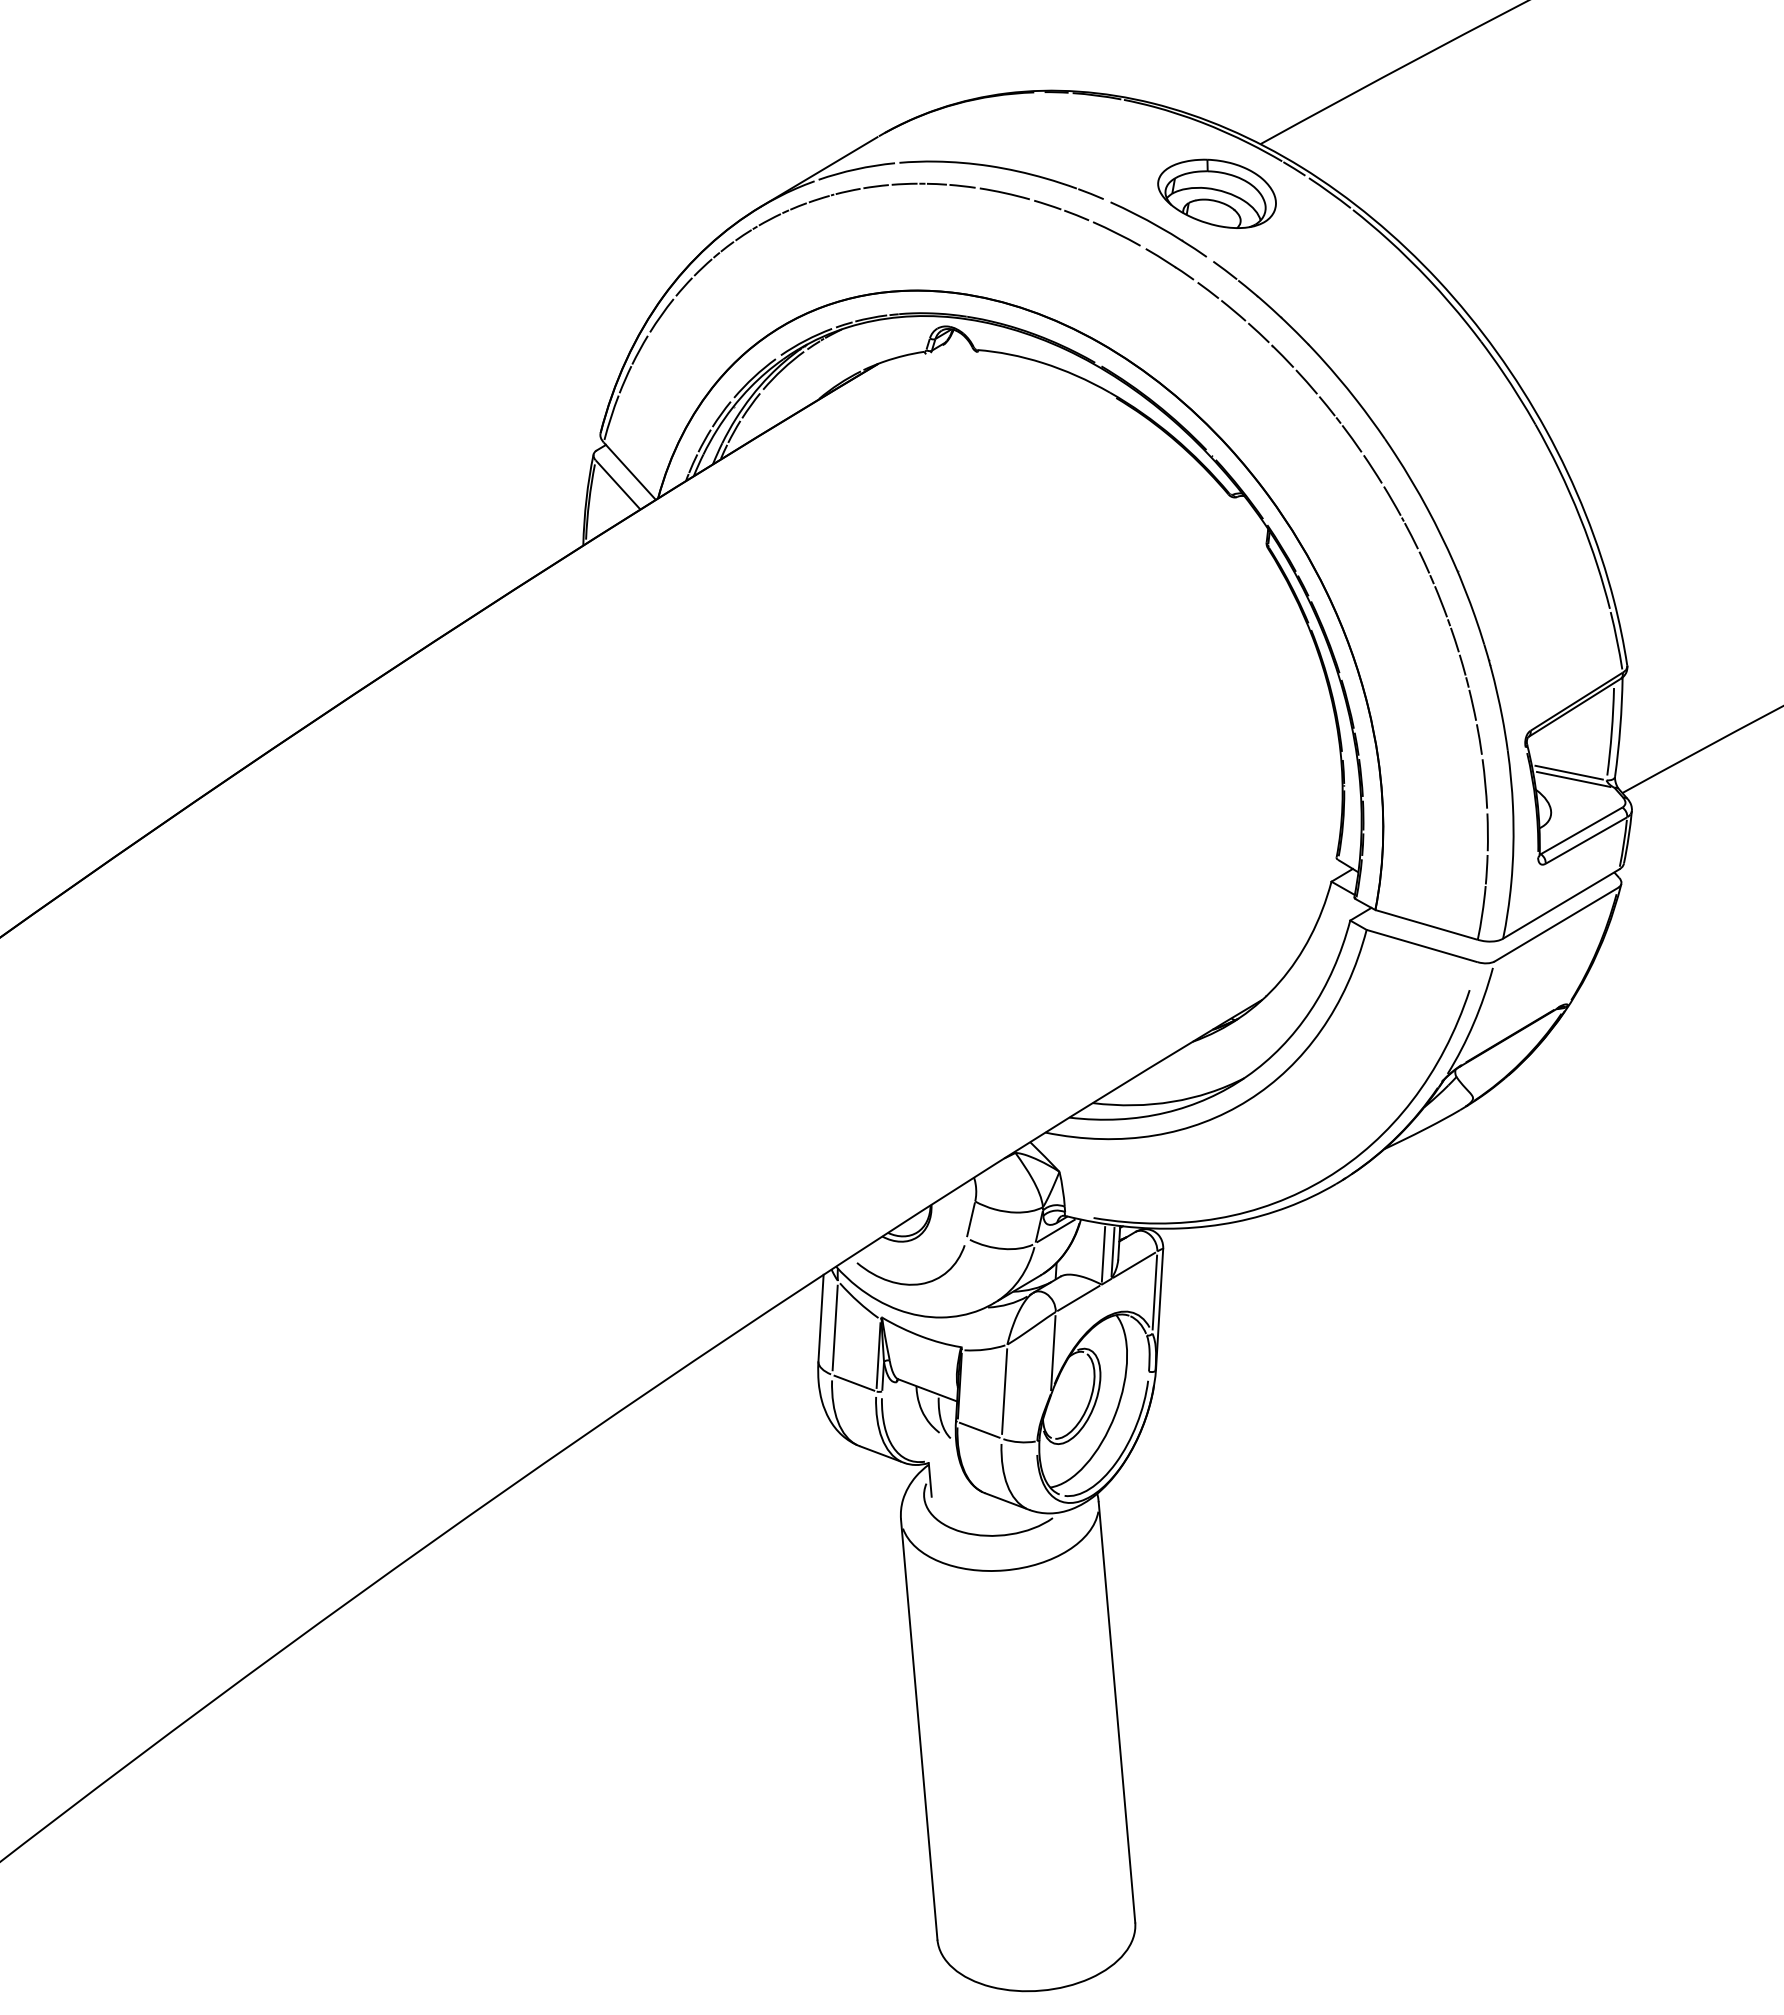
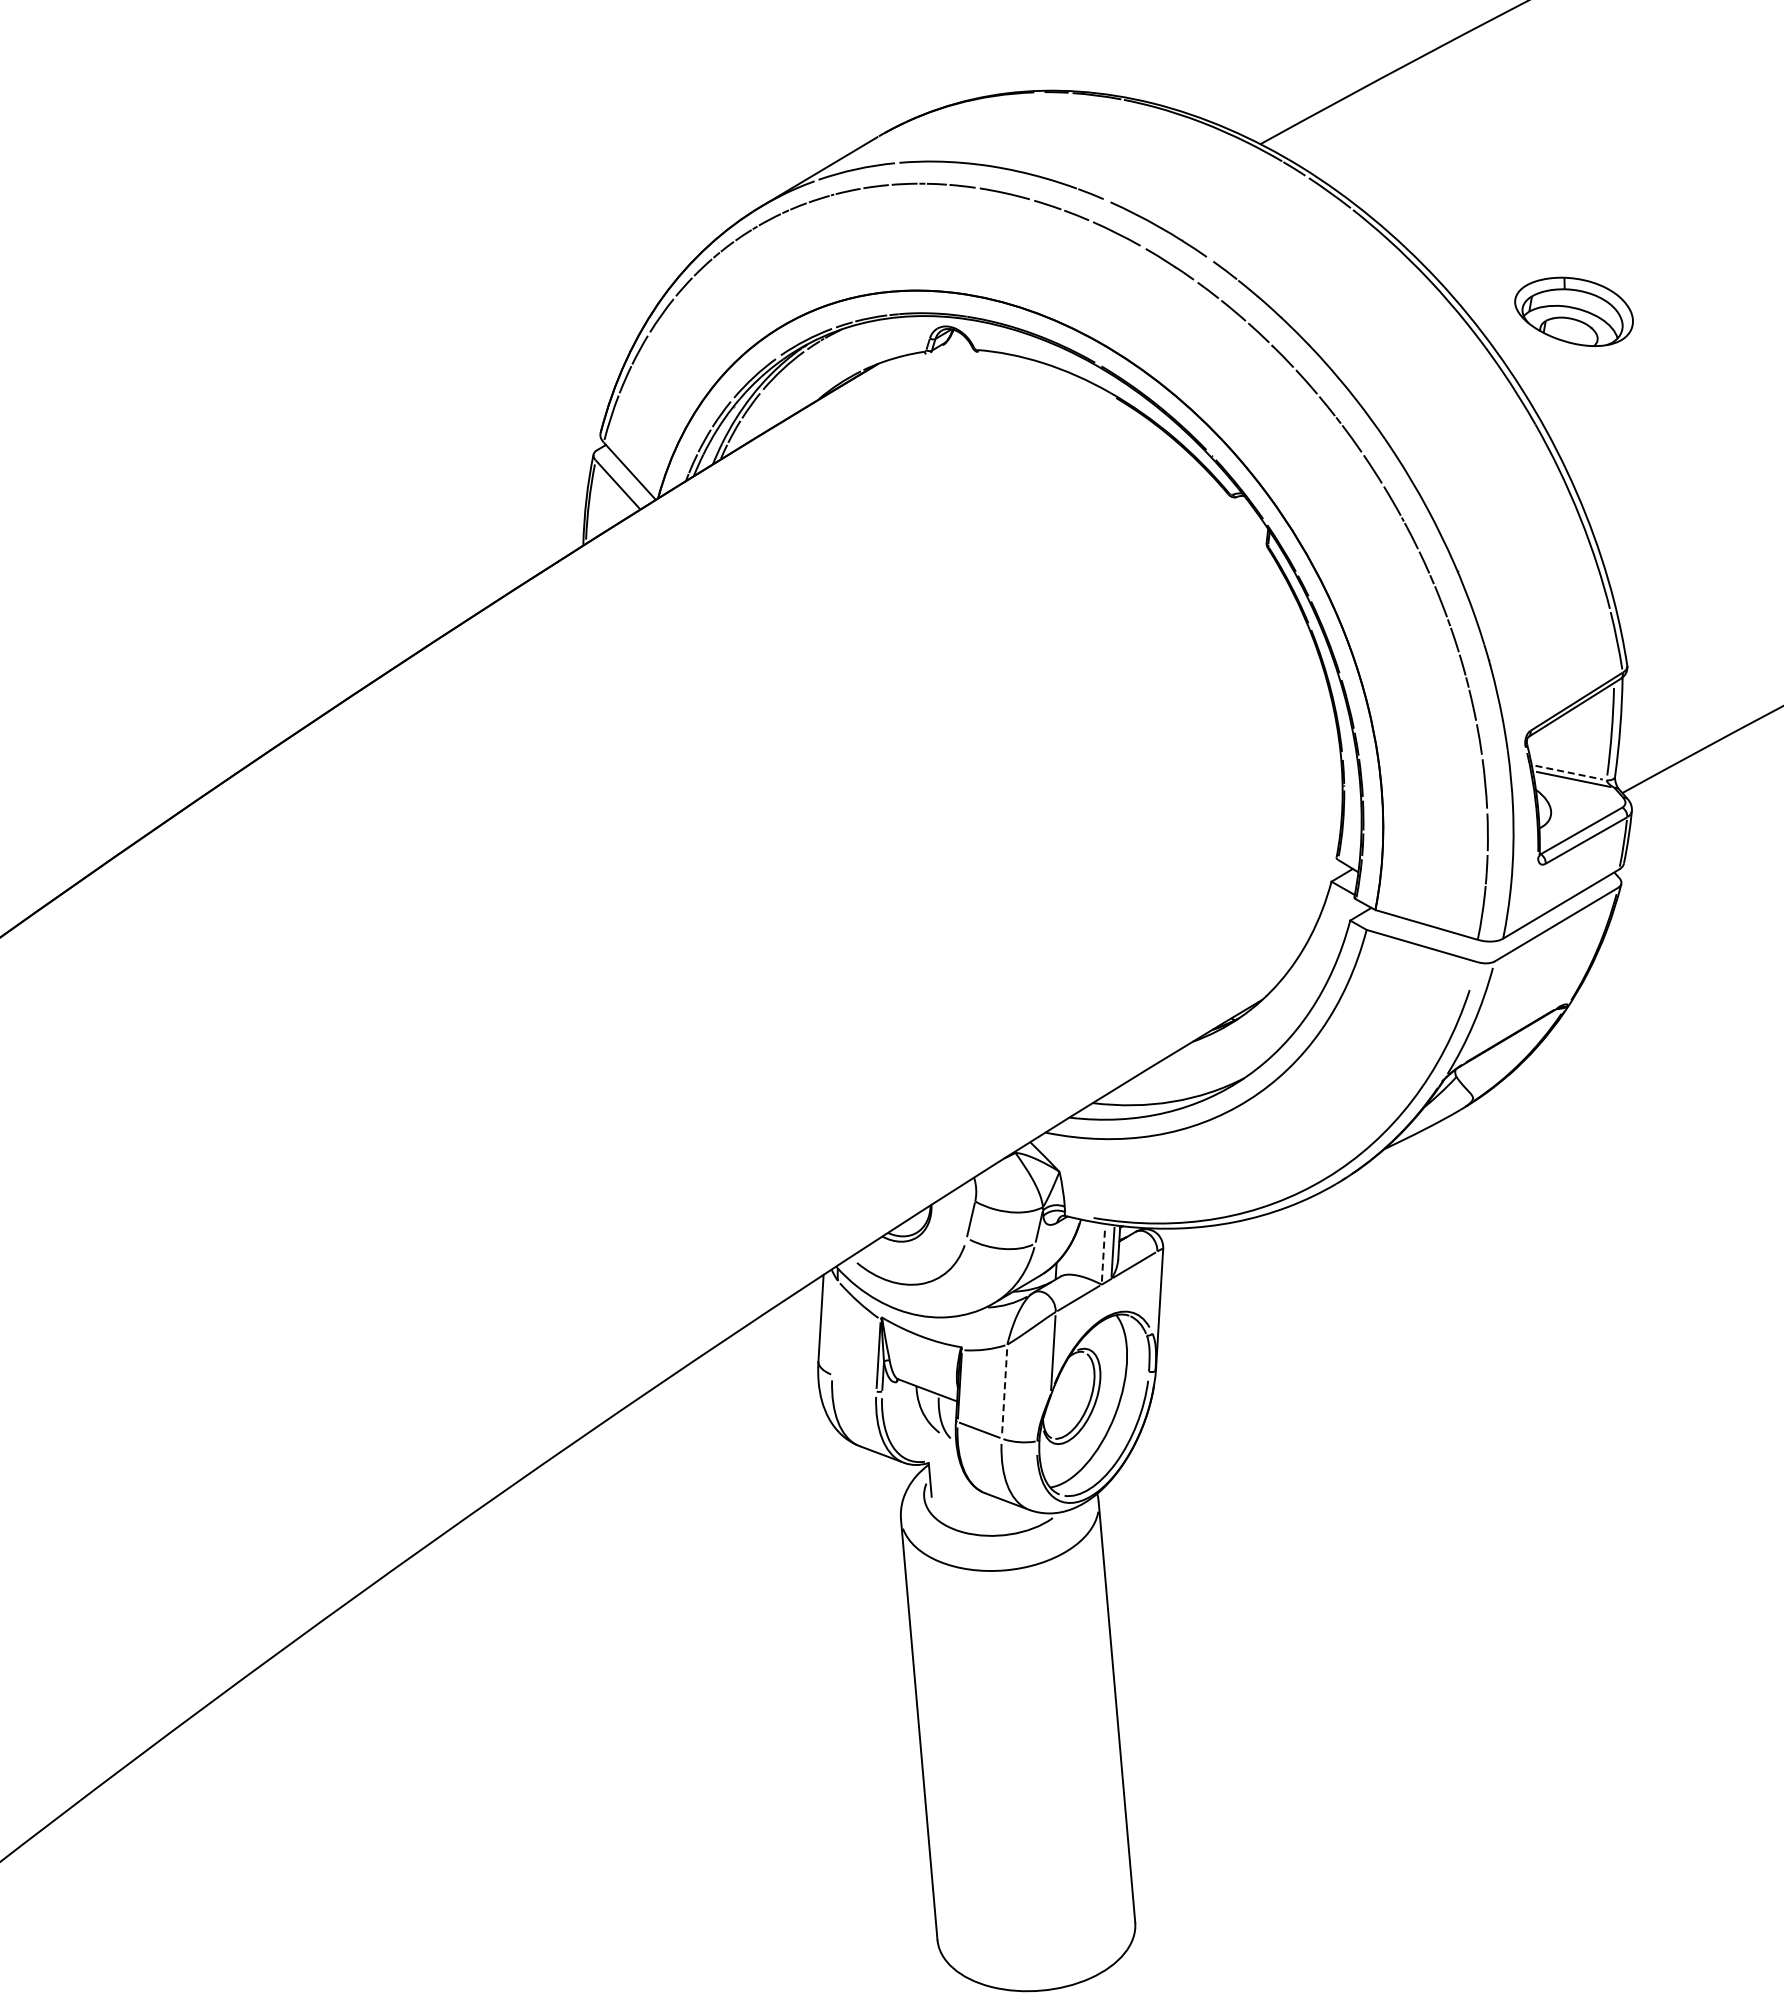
part position: (1216, 193) -> (1573, 311) (1573, 311)
line: solid -> dashed (1569, 772)
line: present -> none (1055, 1230)
line: solid -> dashed (1103, 1253)
line: present -> none (1154, 1292)
line: present -> none (834, 1327)
line: present -> none (854, 1382)
line: solid -> dashed (1004, 1392)
